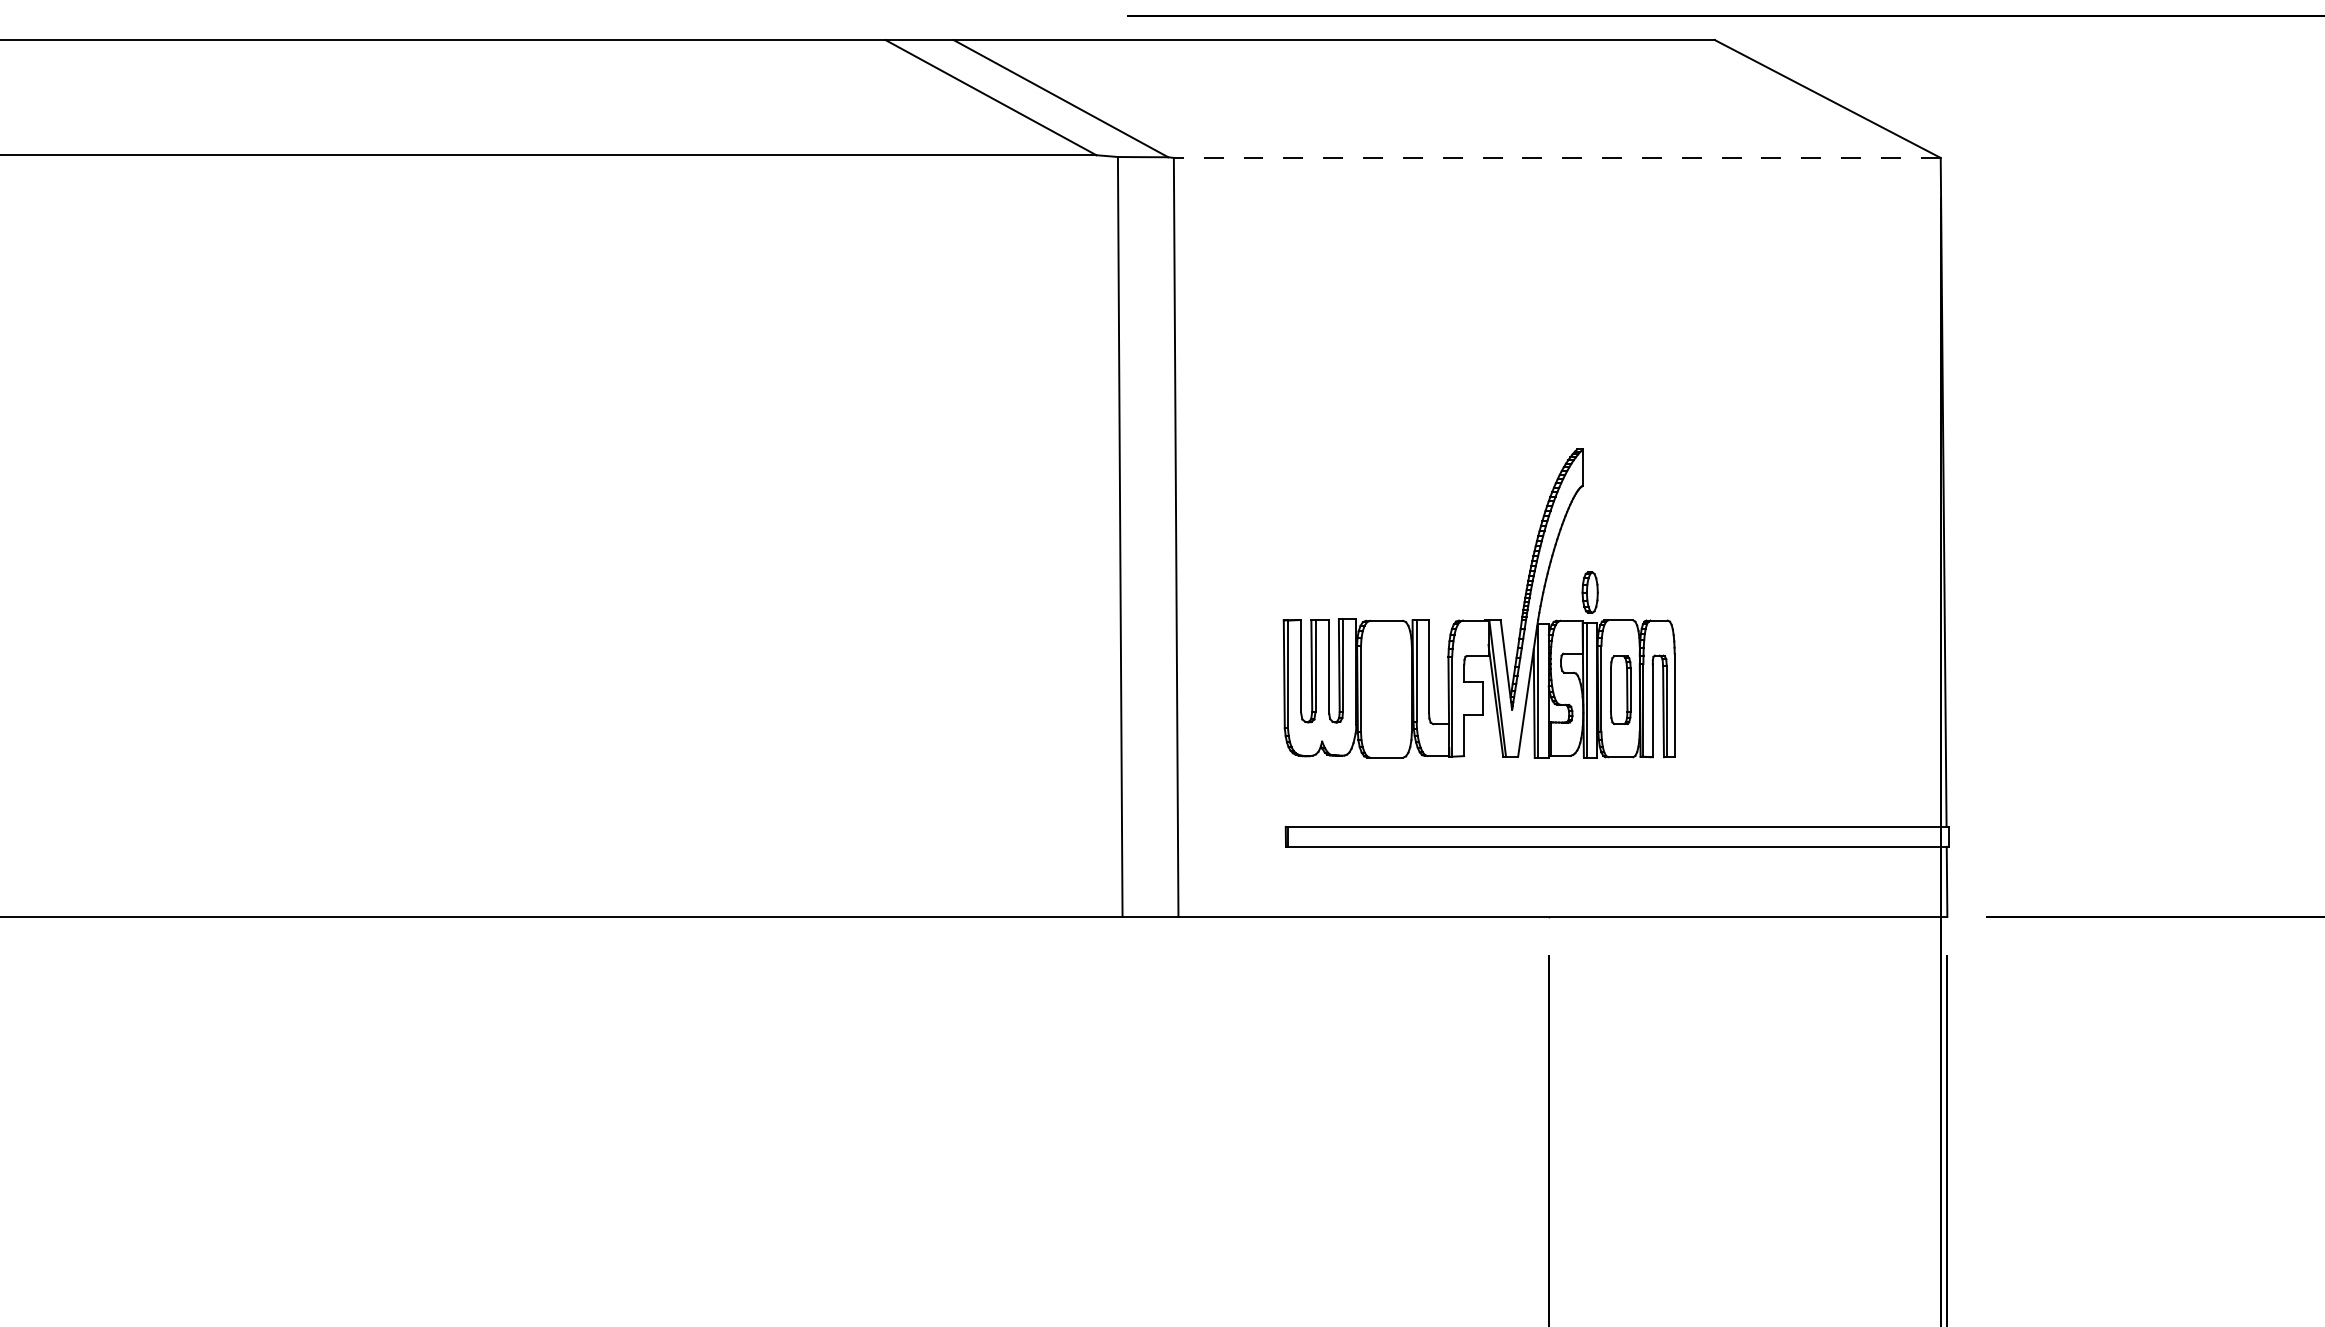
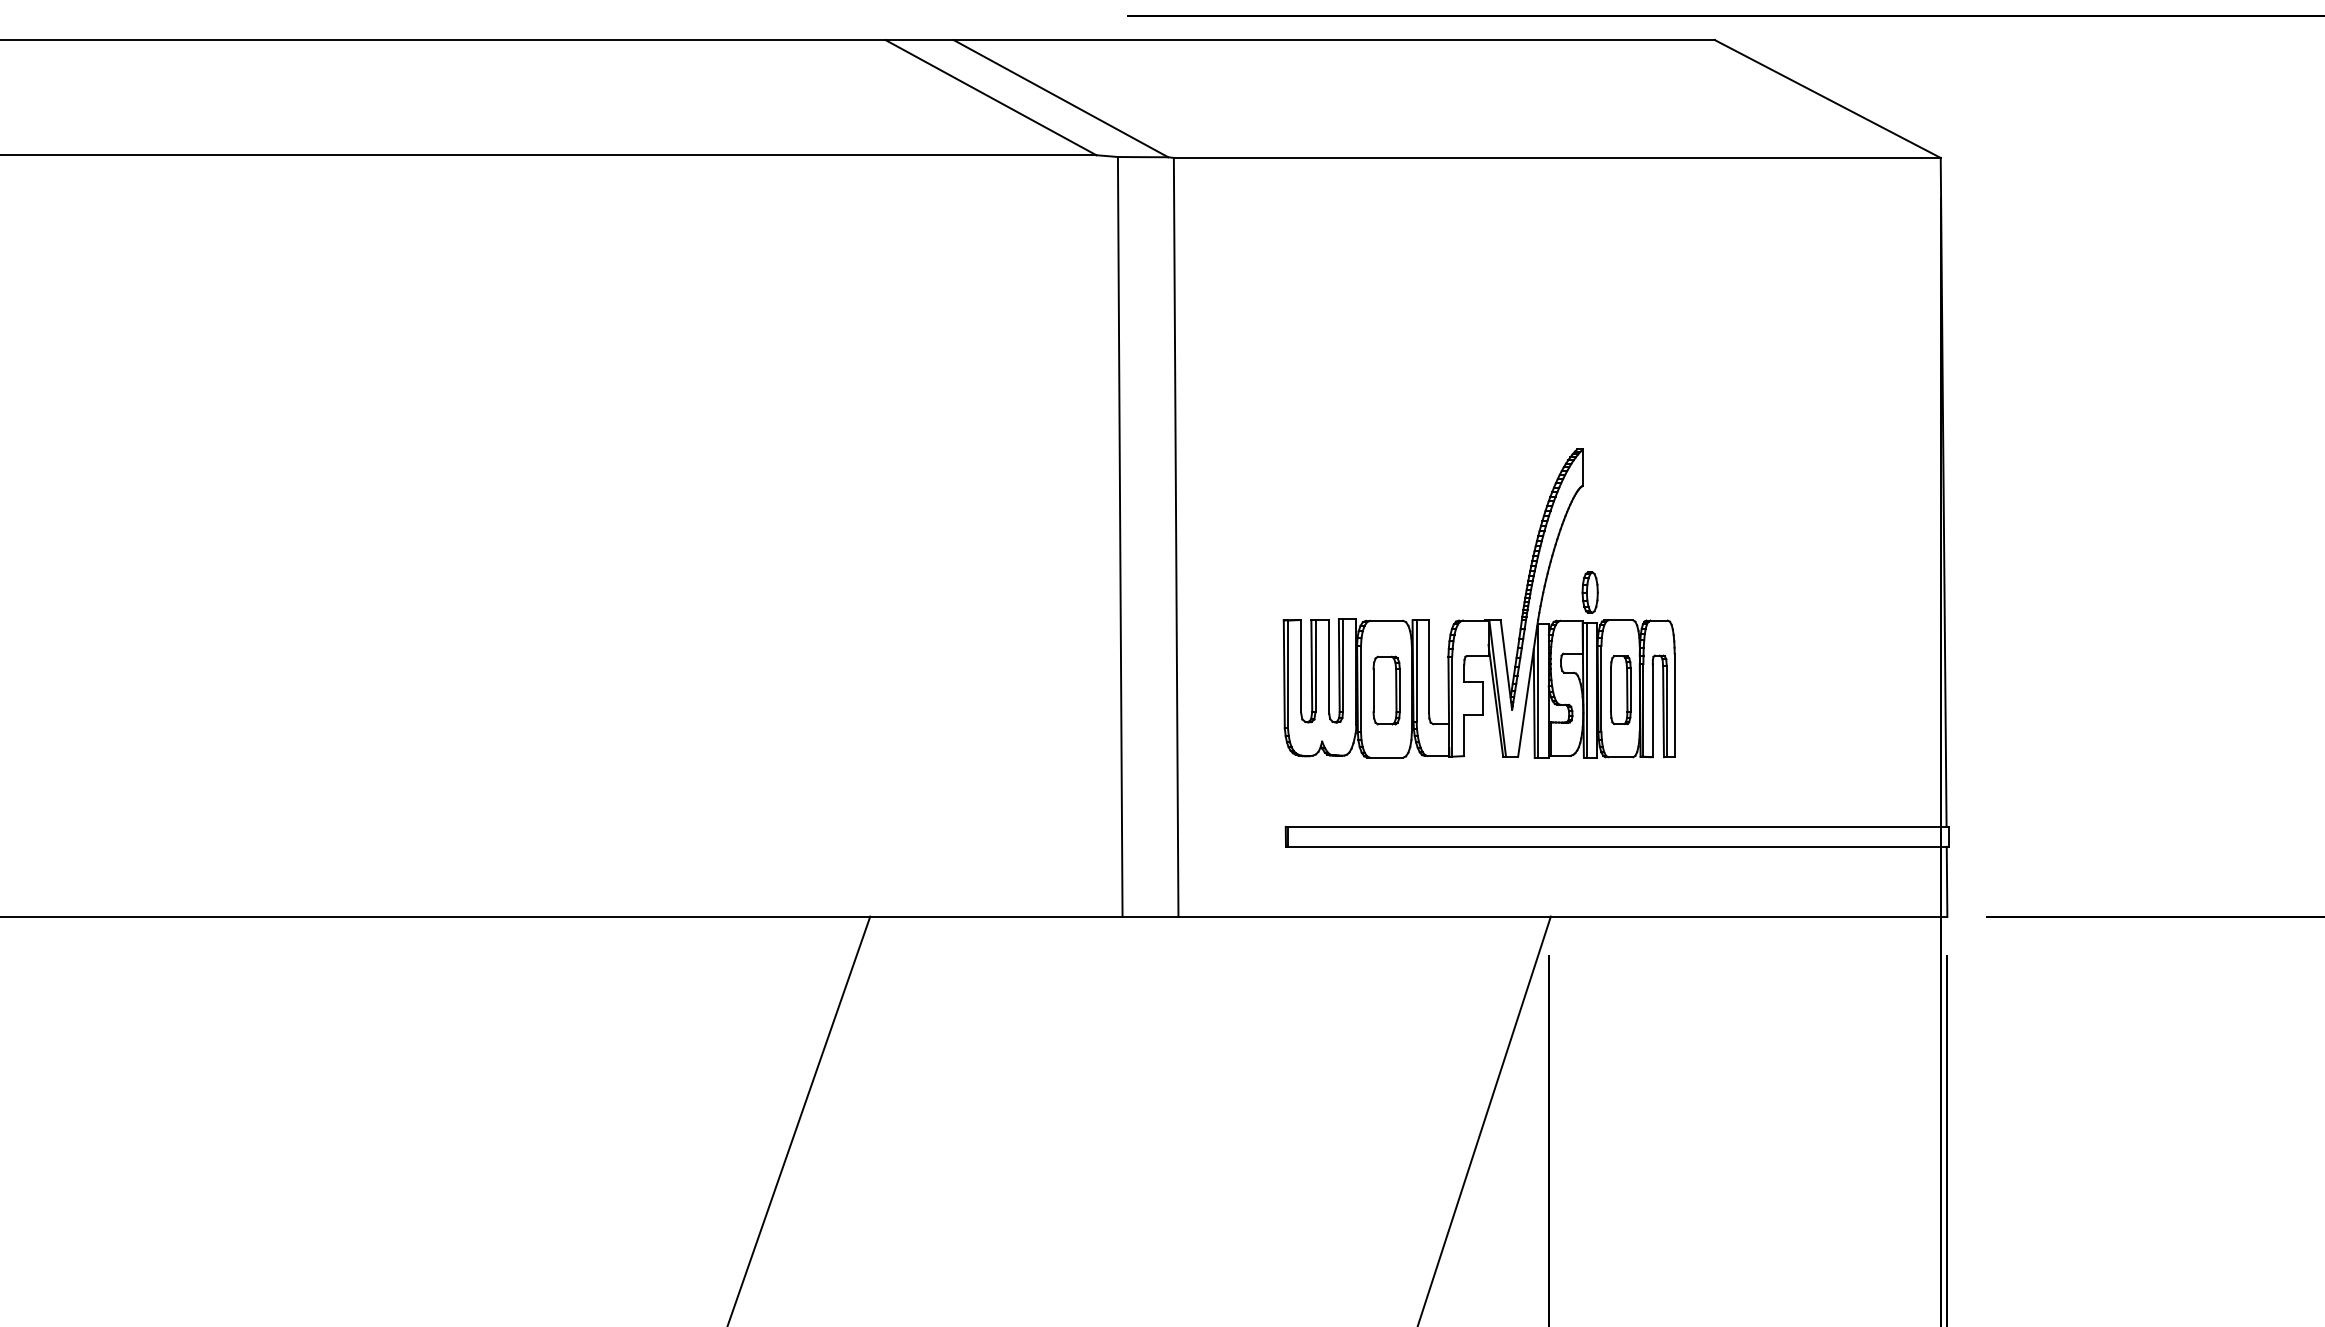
line: dashed -> solid (1556, 157)
part: none -> present (1386, 690)
line: none -> present (799, 1119)
line: none -> present (1484, 1119)
